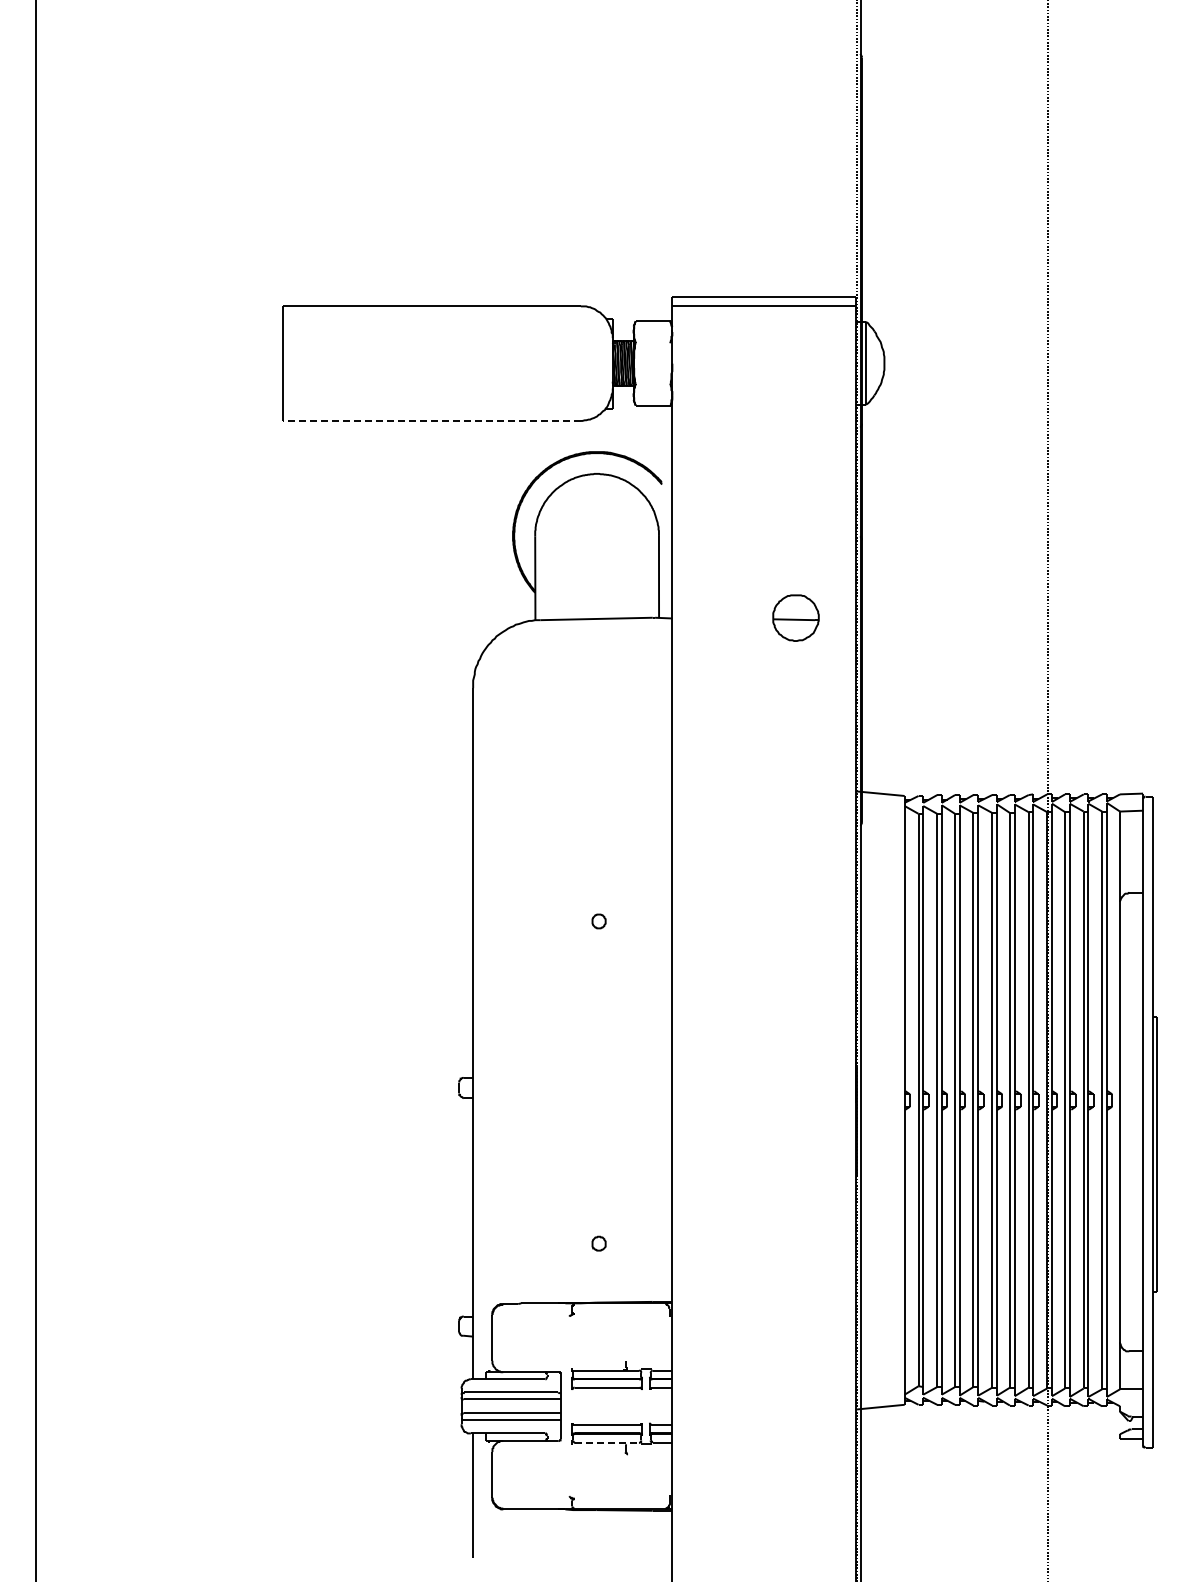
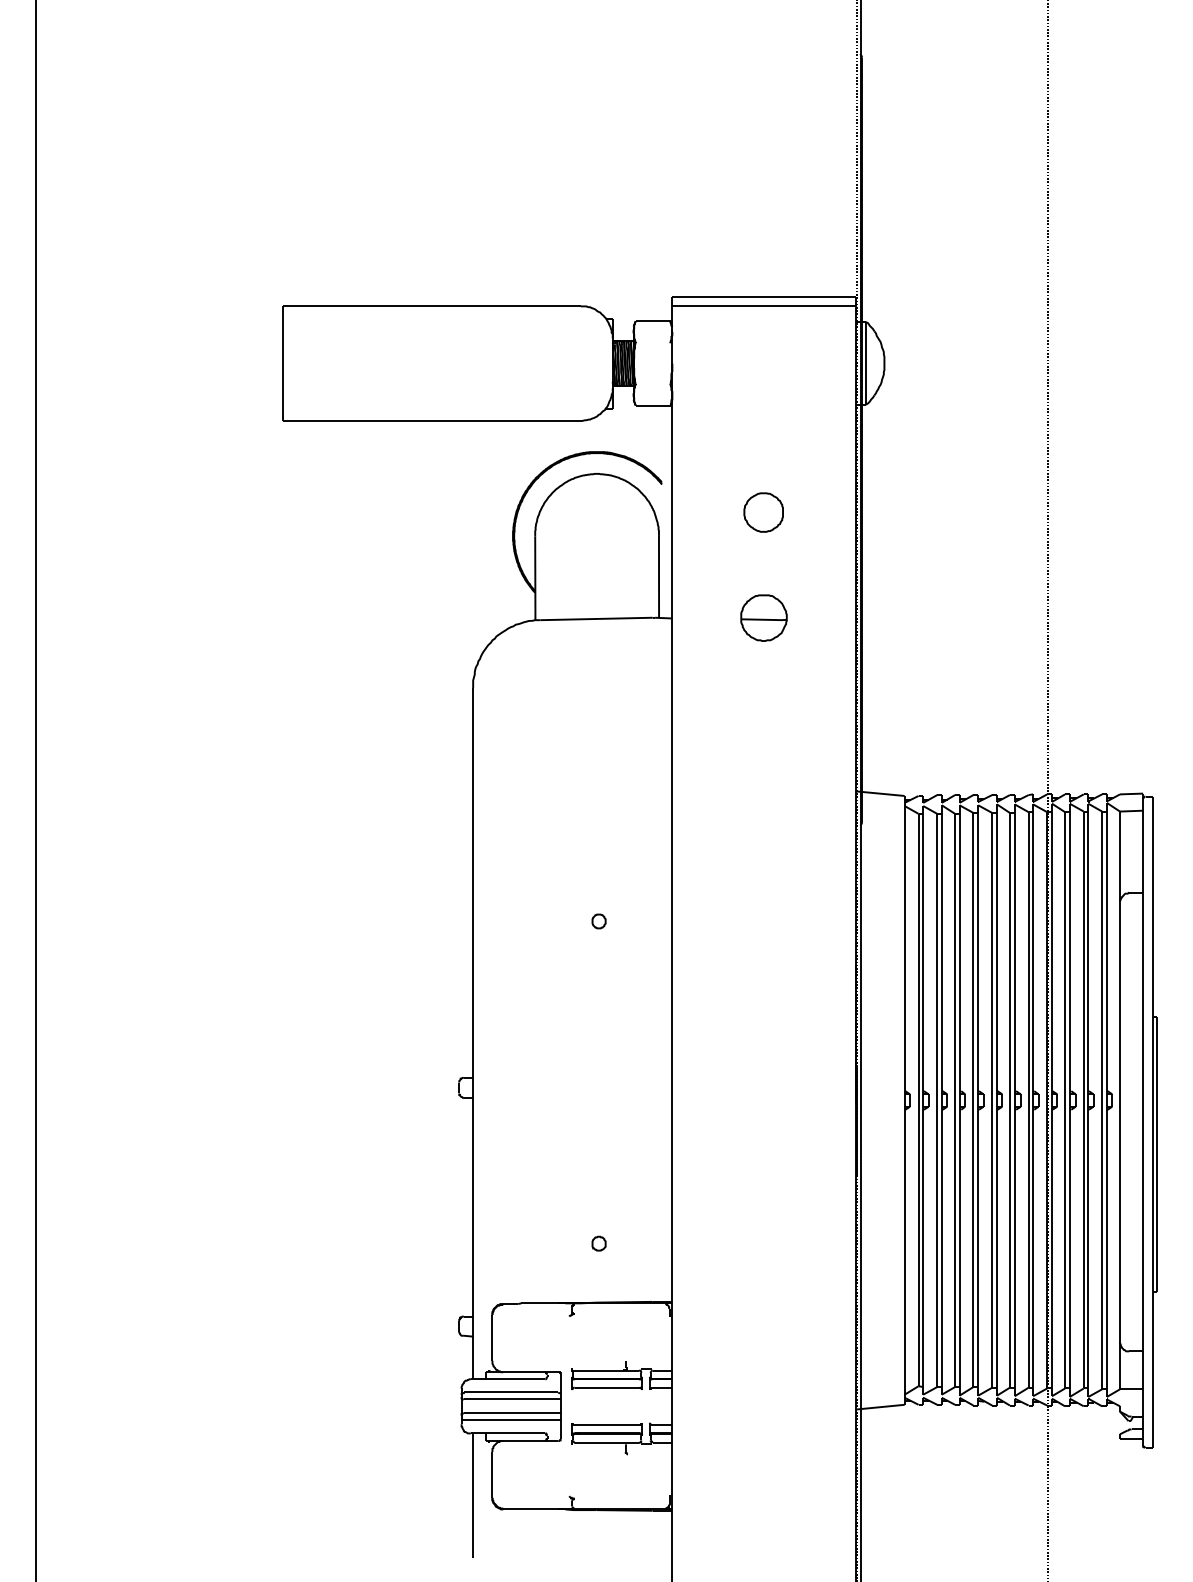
line: dashed -> solid (431, 420)
part: none -> present (763, 512)
part position: (795, 617) -> (763, 617) (763, 617)
line: dashed -> solid (607, 1442)
